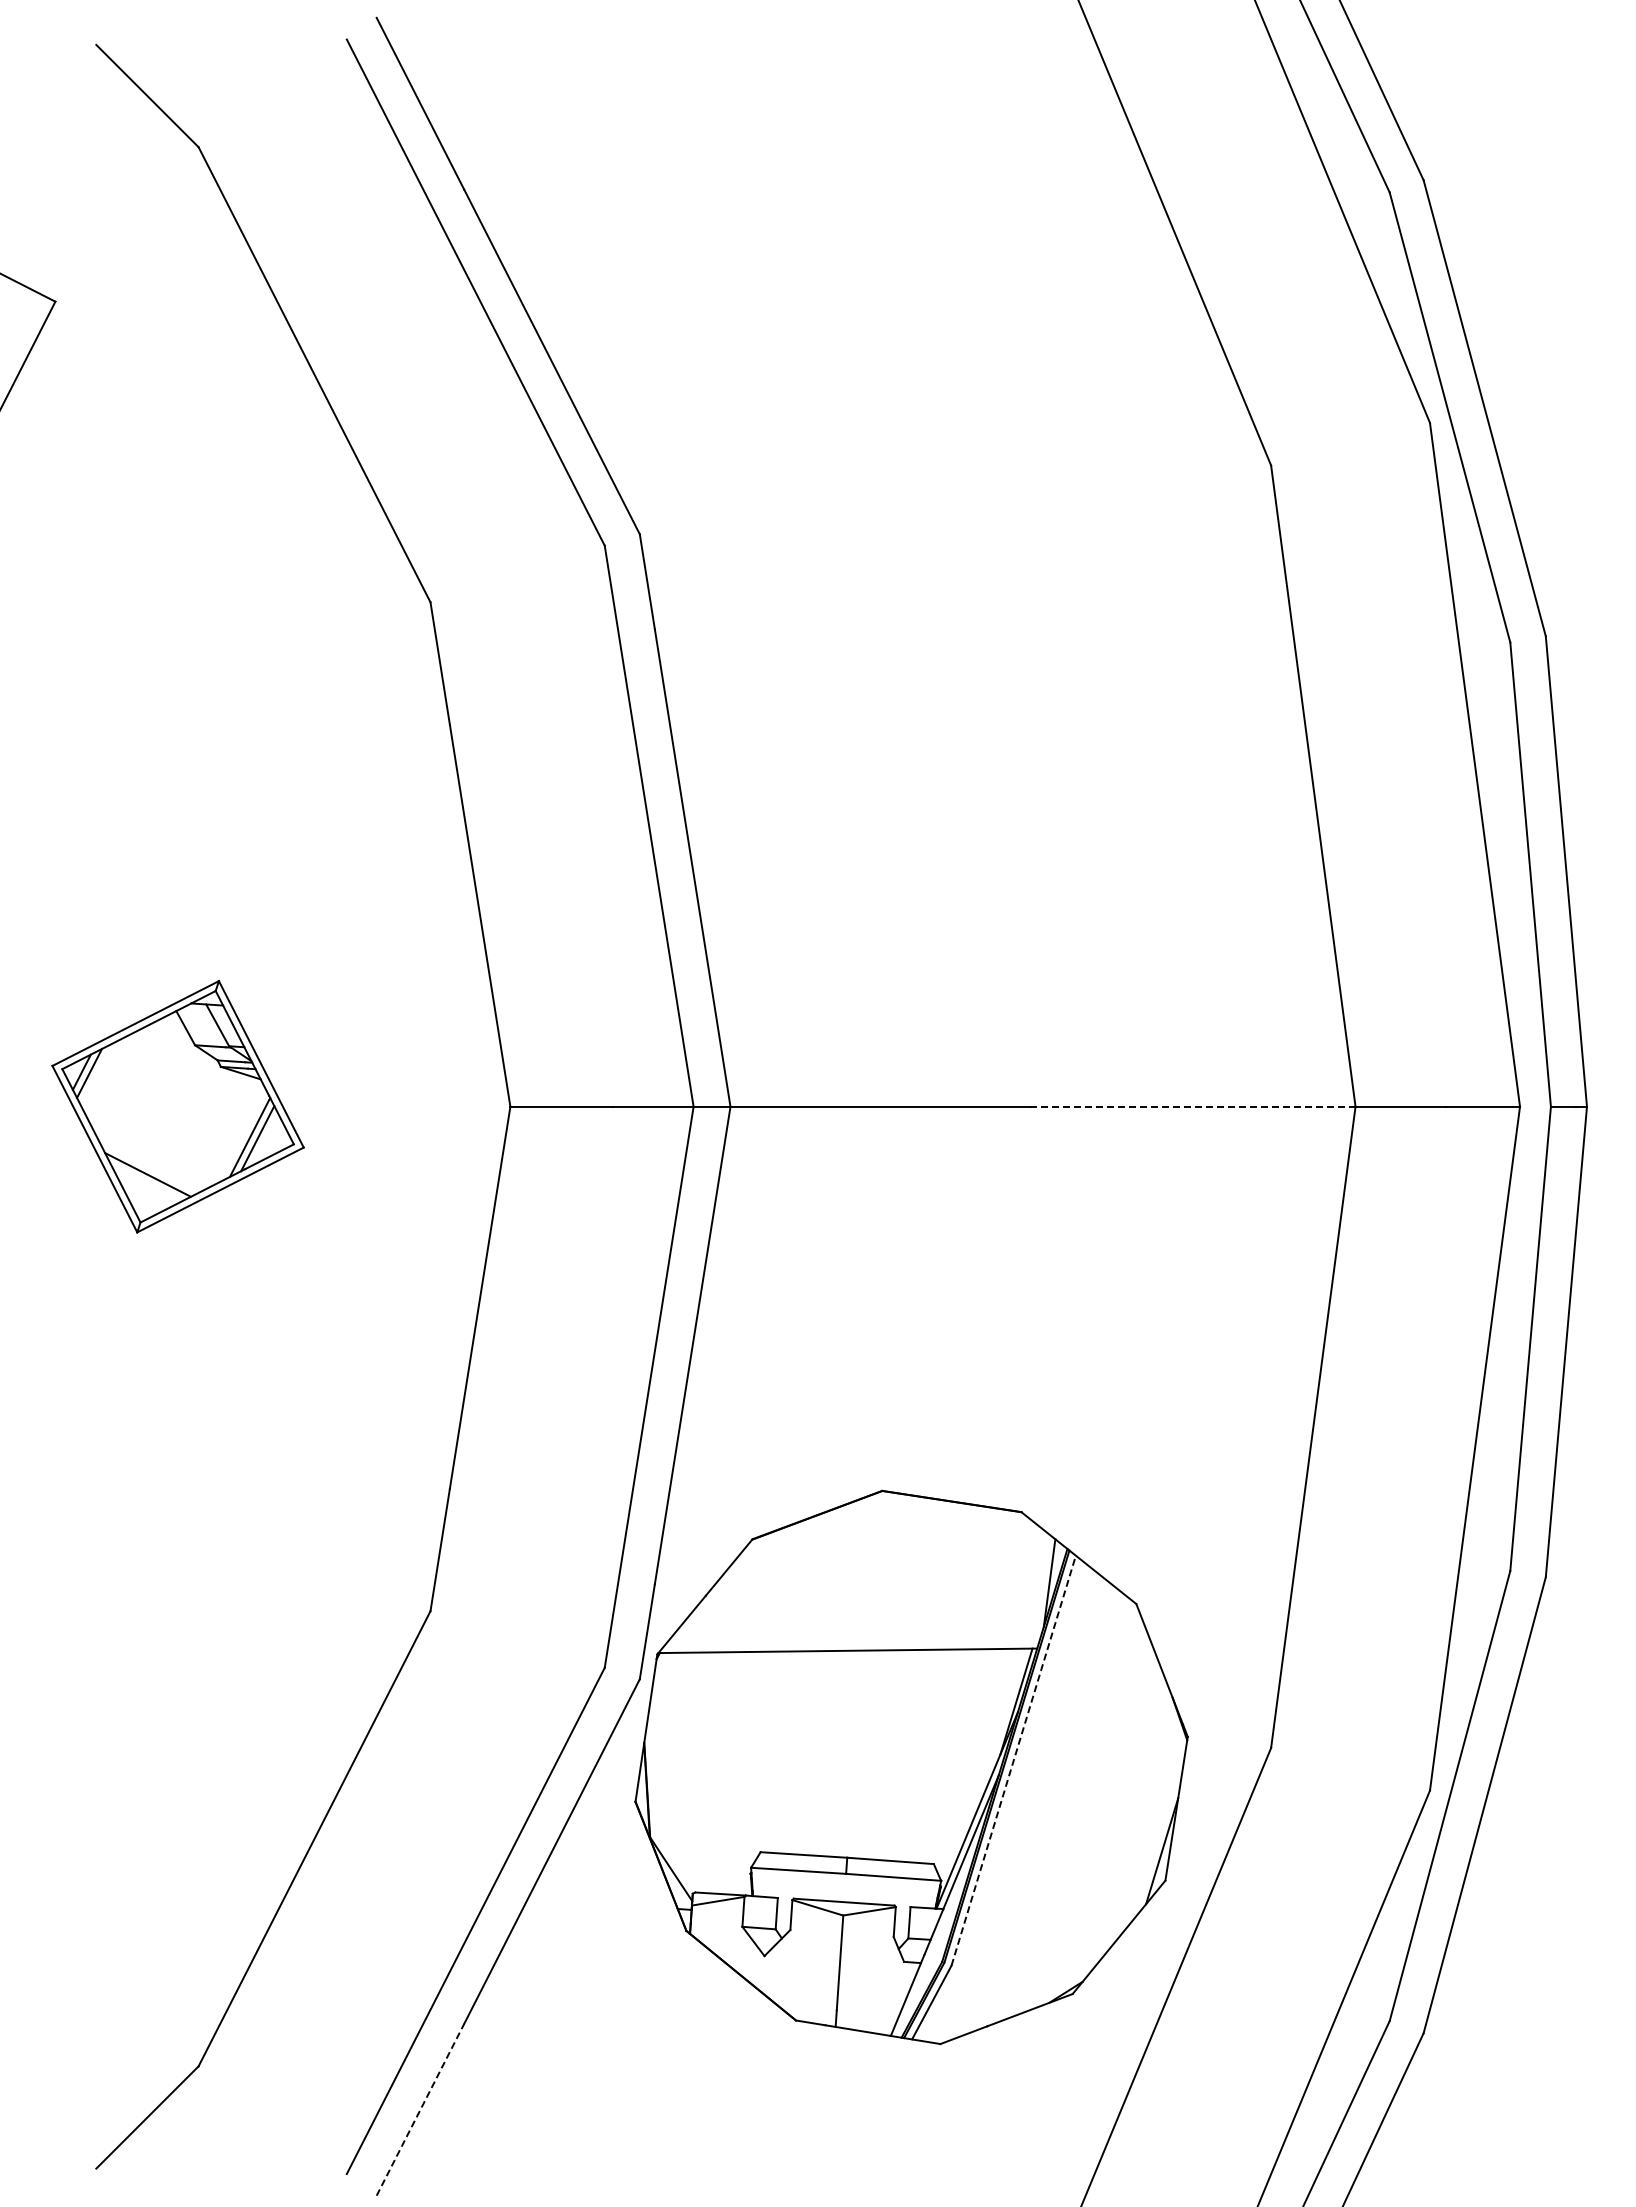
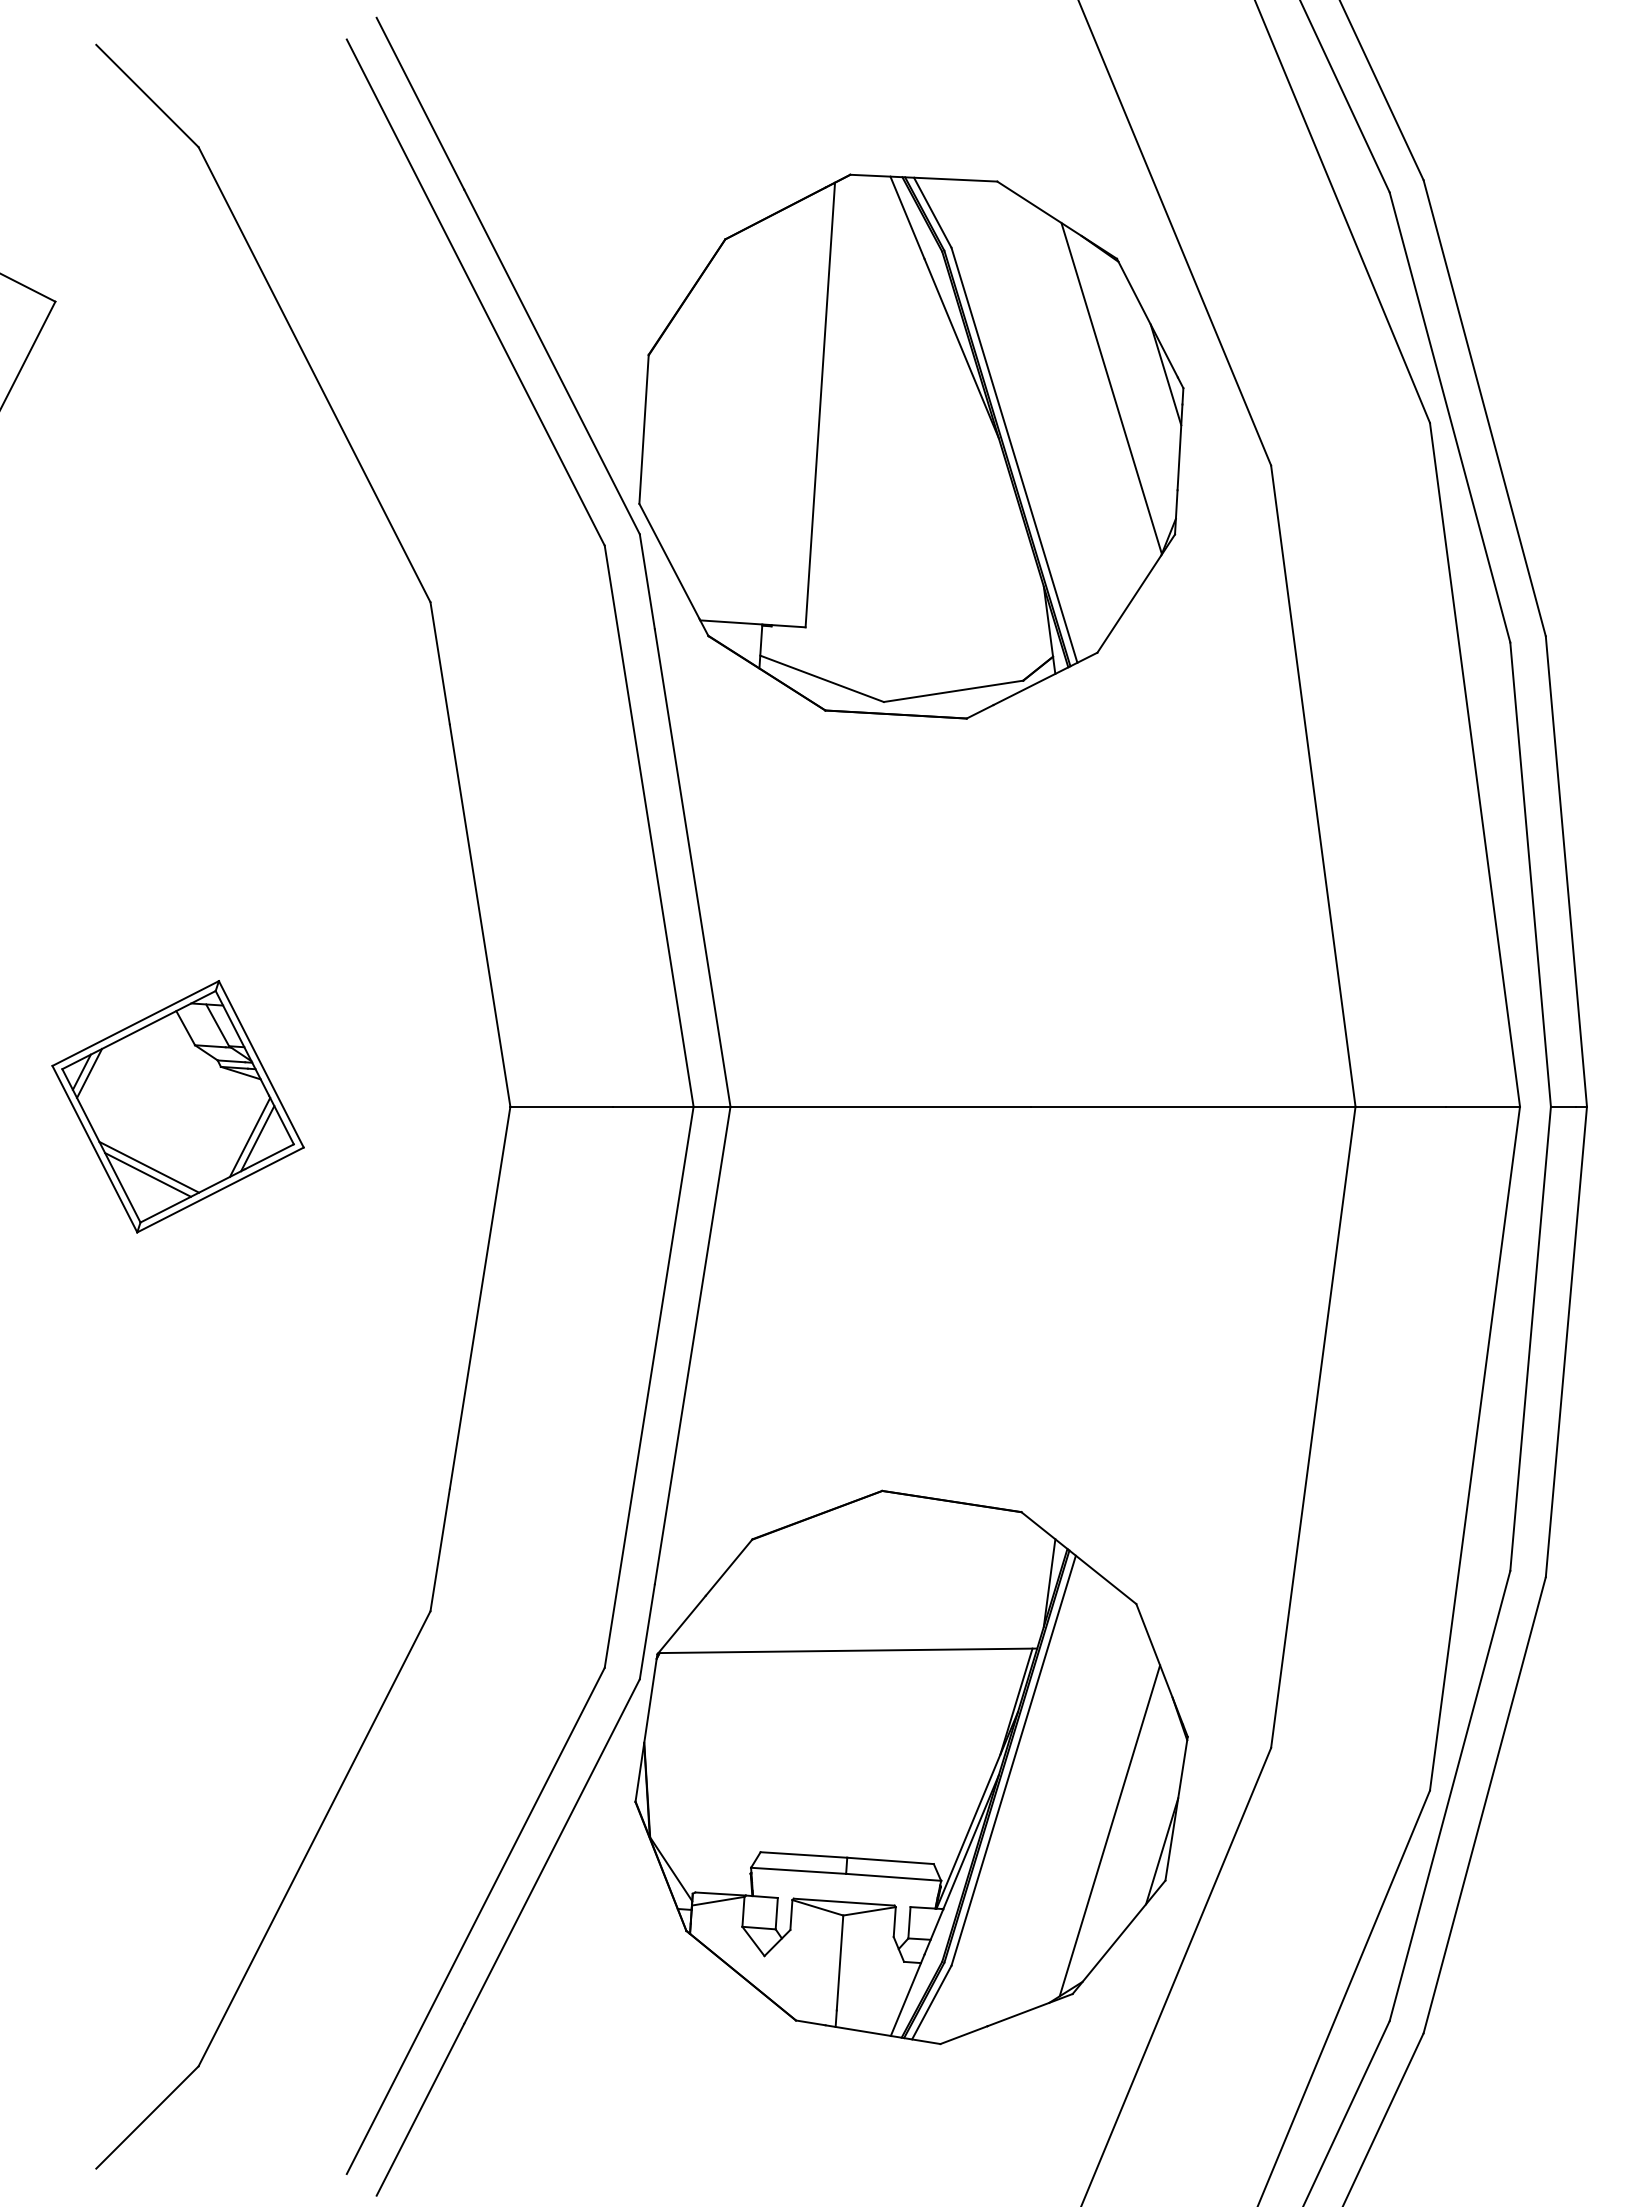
part: none -> present (911, 446)
line: dashed -> solid (1192, 1106)
line: none -> present (149, 1166)
line: dashed -> solid (1013, 1760)
line: none -> present (1109, 1830)
line: dashed -> solid (420, 2109)
